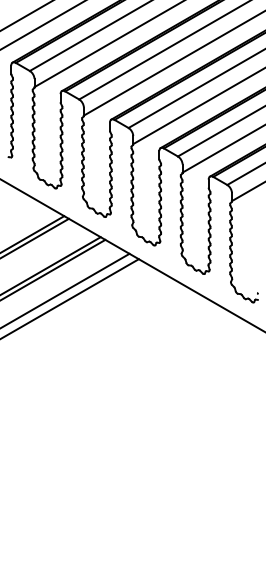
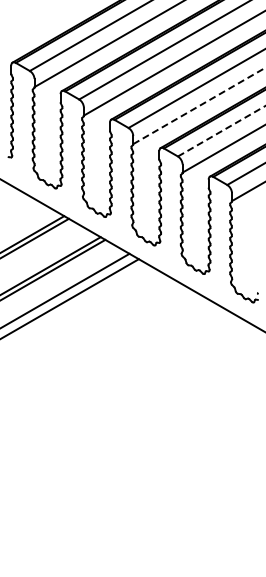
line: present -> none (26, 16)
line: present -> none (42, 25)
line: solid -> dashed (199, 105)
line: solid -> dashed (222, 131)
